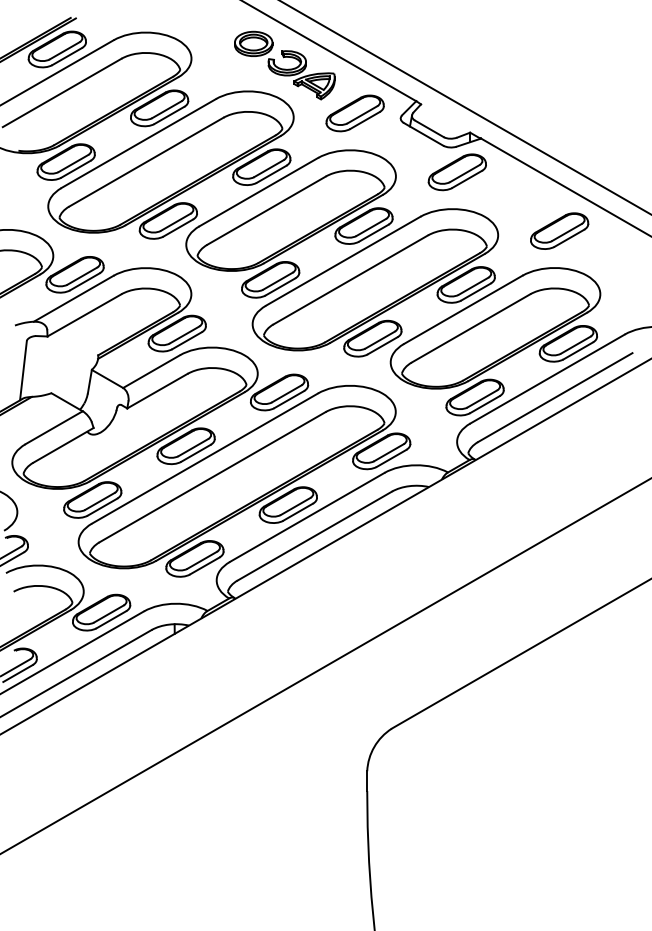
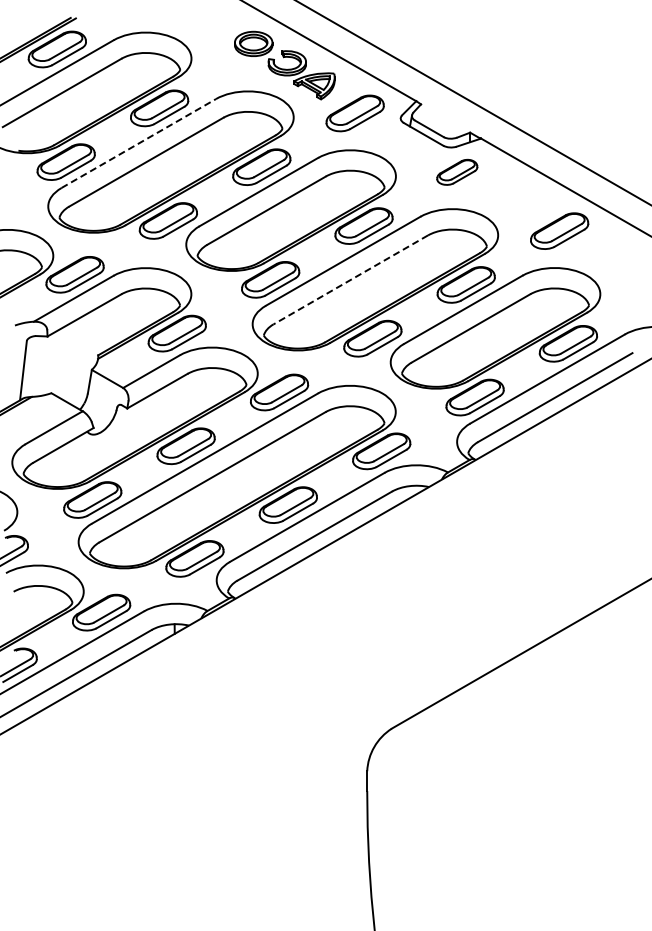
line position: (465, 107) -> (473, 102) (473, 102)
line: solid -> dashed (139, 143)
part size: 60x39 px -> 43x28 px (457, 171)
line: solid -> dashed (350, 280)
line: present -> none (325, 665)
